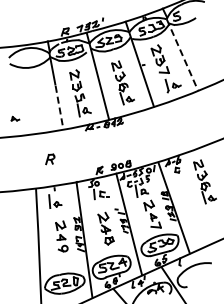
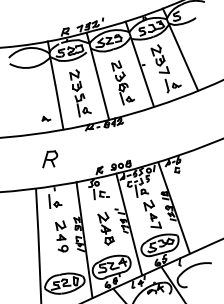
line: dashed -> solid (182, 54)
line: dashed -> solid (59, 108)
part position: (15, 118) -> (46, 118) (46, 118)
part size: 11x13 px -> 17x19 px (50, 159)
part: present -> none (204, 181)
